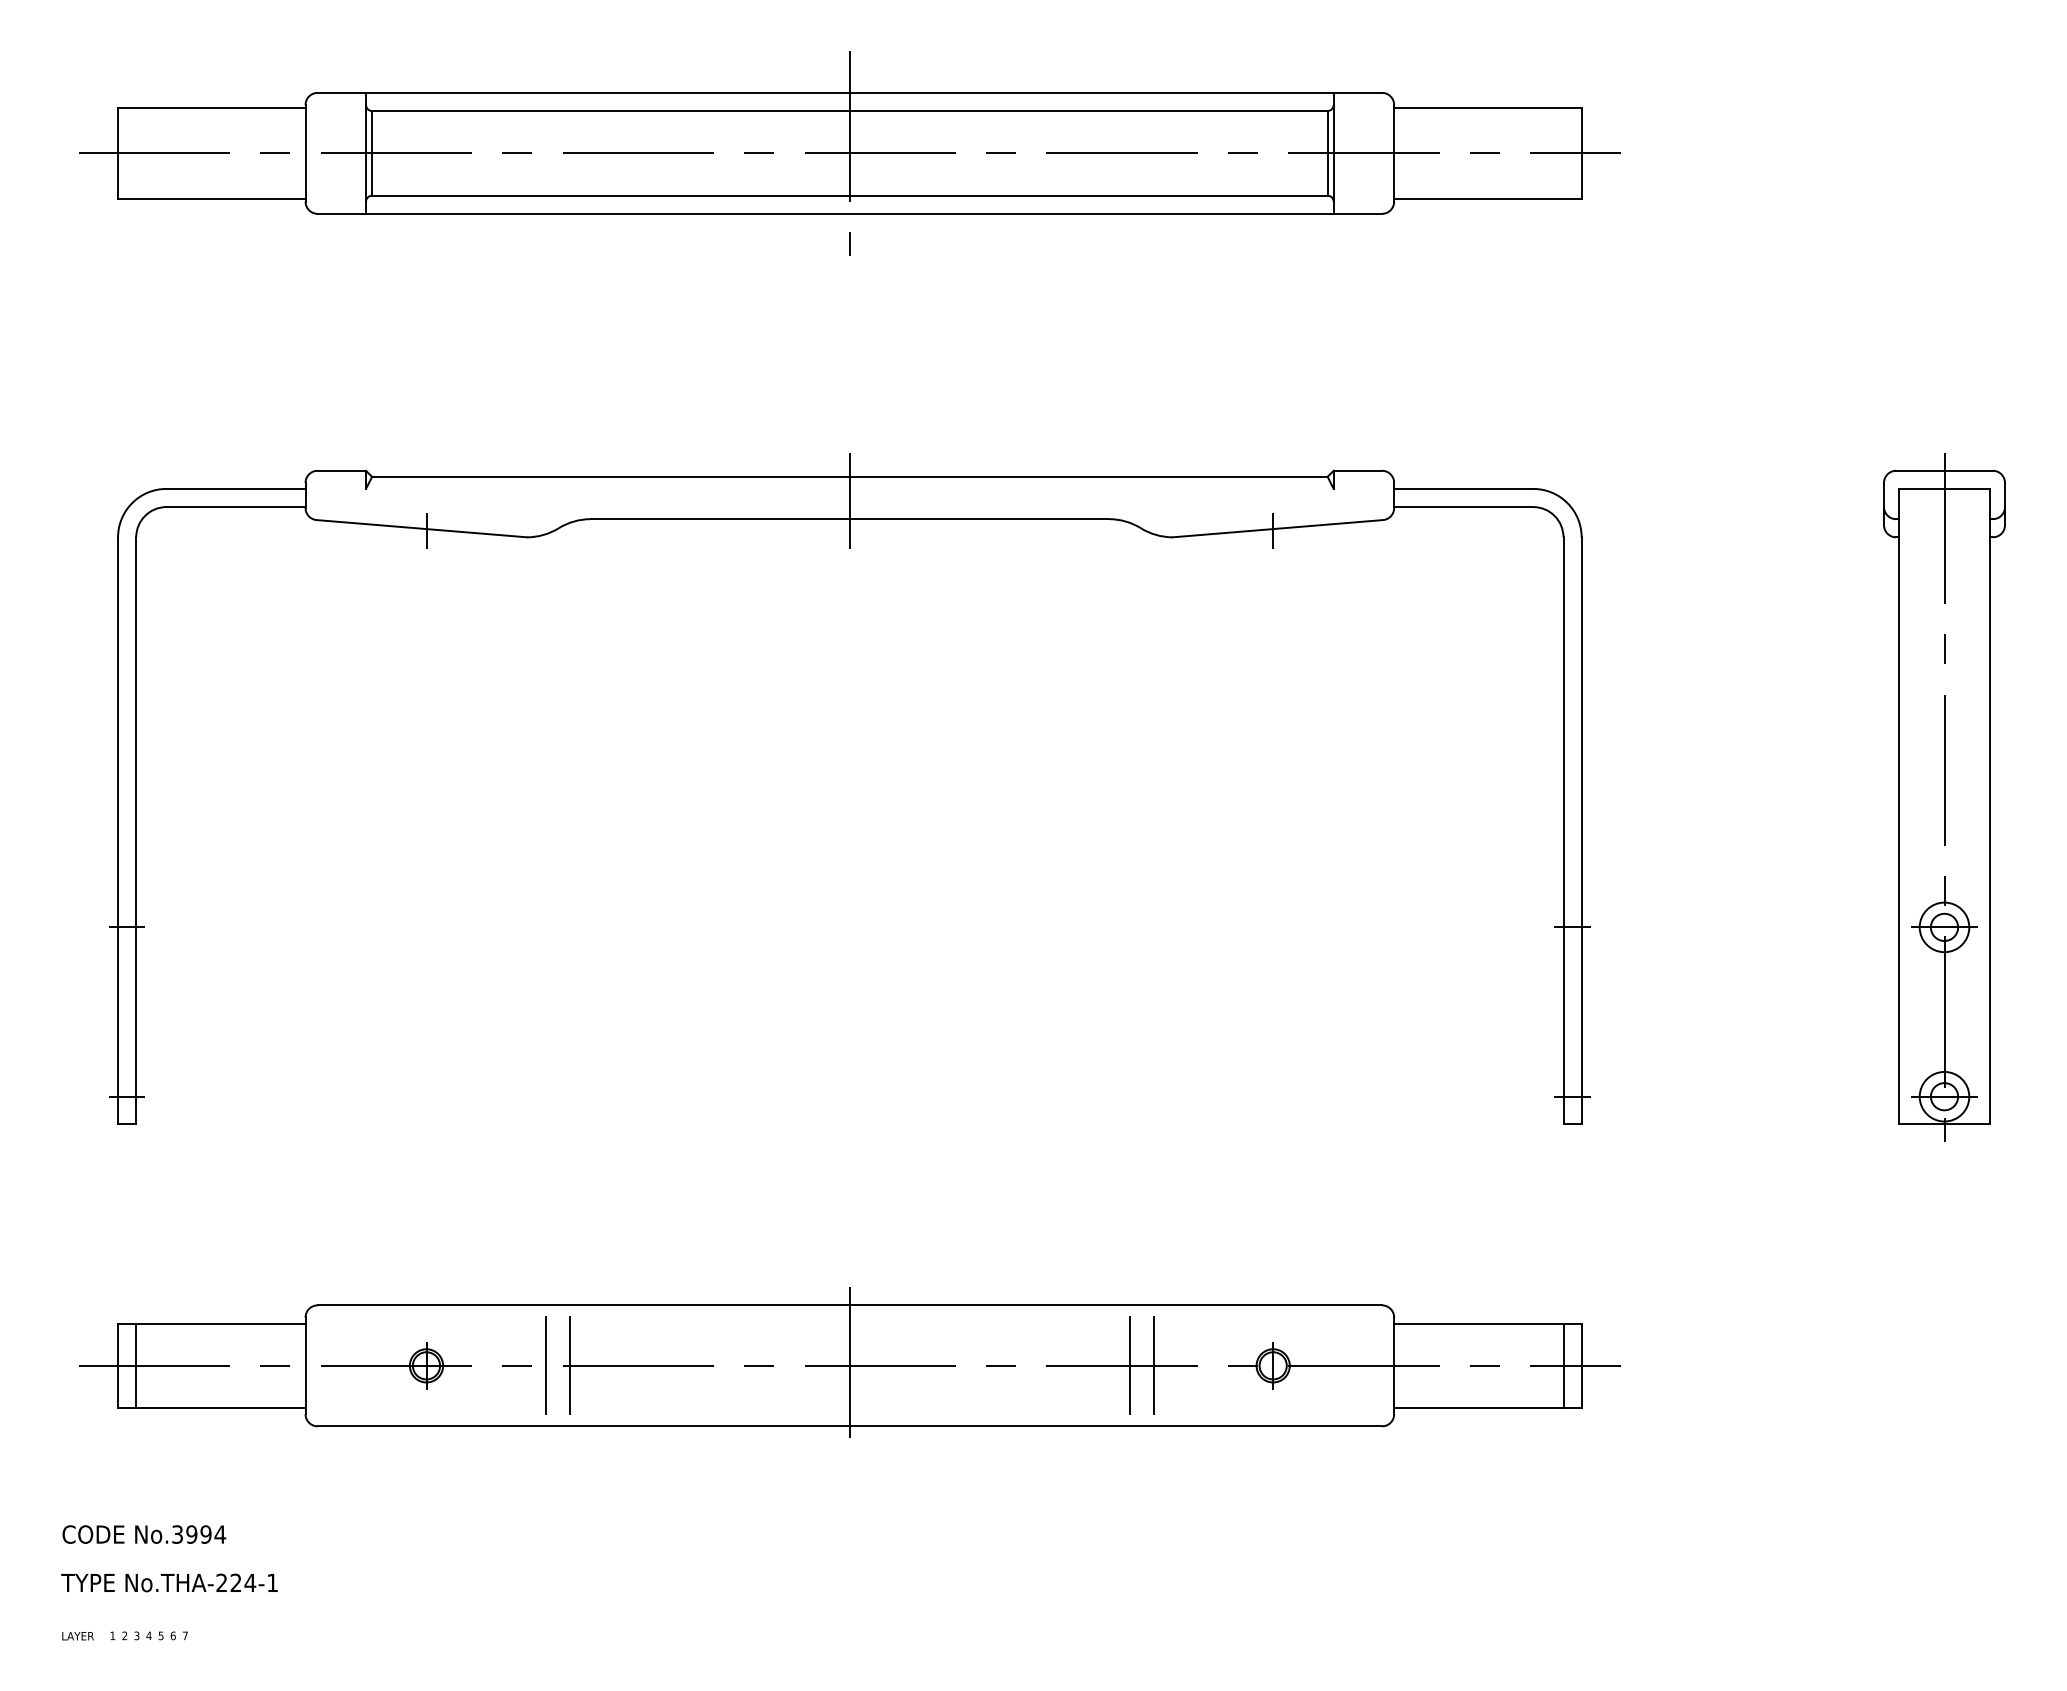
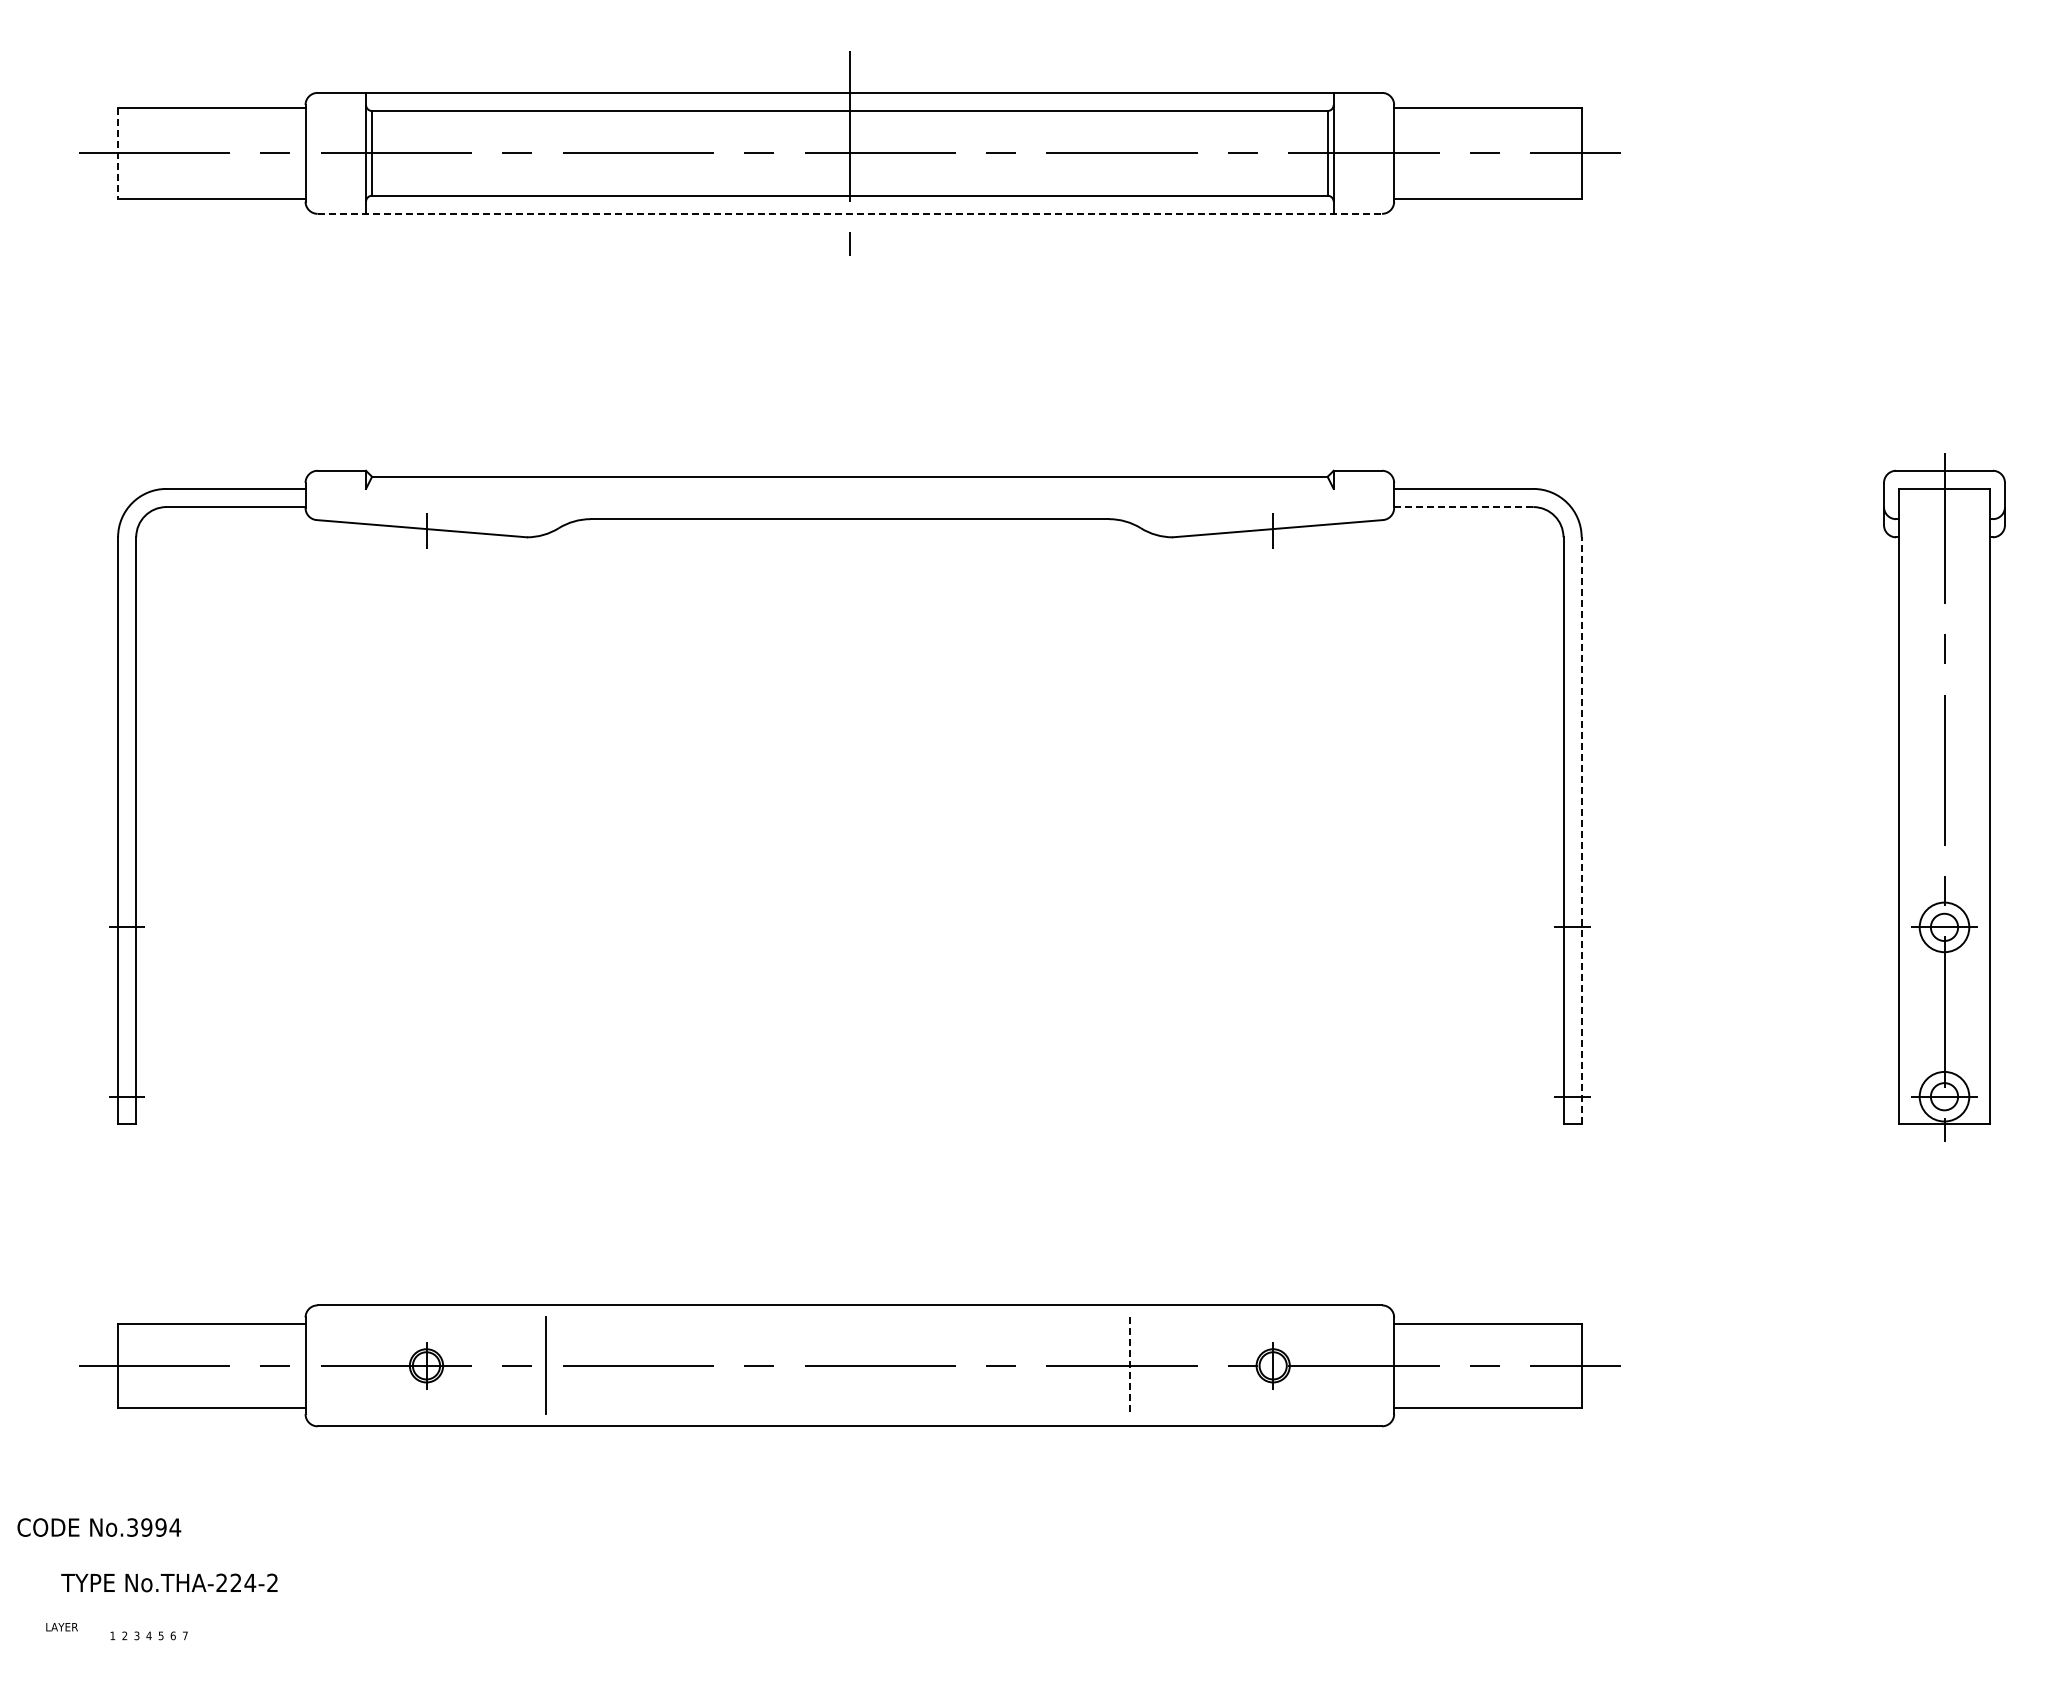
line: solid -> dashed (118, 153)
line: solid -> dashed (850, 213)
line: present -> none (849, 500)
line: solid -> dashed (1463, 507)
line: solid -> dashed (1581, 830)
line: present -> none (136, 1365)
line: present -> none (570, 1365)
line: present -> none (849, 1365)
line: present -> none (1153, 1365)
line: present -> none (1563, 1365)
line: solid -> dashed (1129, 1366)
text position: (144, 1534) -> (99, 1527) (99, 1527)
text: No.THA-224-1 -> No.THA-224-2 (272, 1582)
text position: (77, 1636) -> (61, 1627) (61, 1627)
